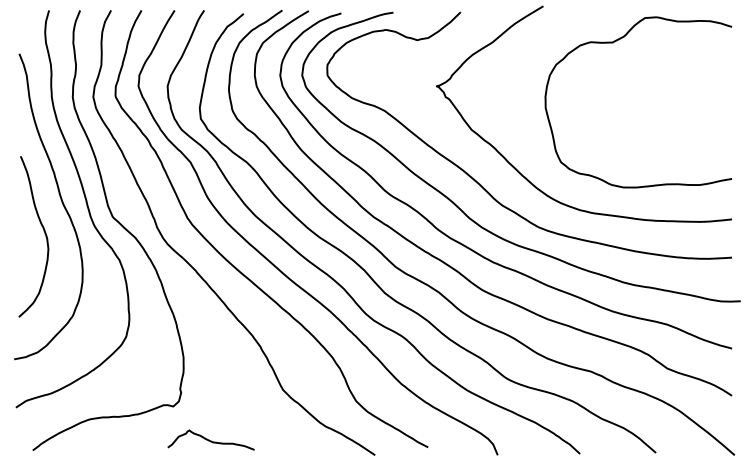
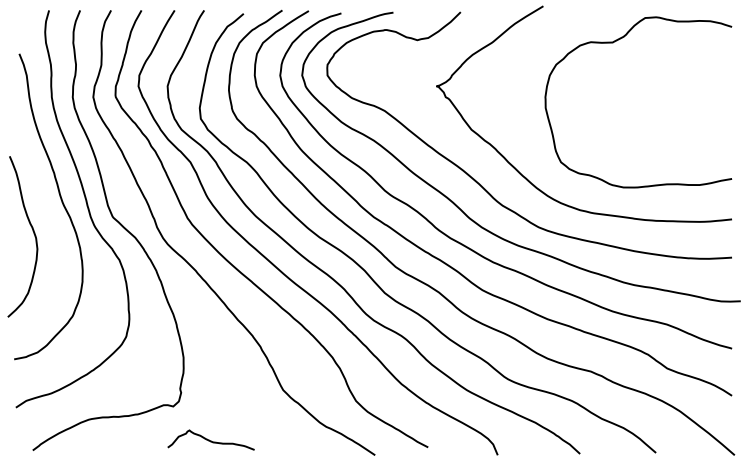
curve position: (43, 231) -> (32, 231) (32, 231)
